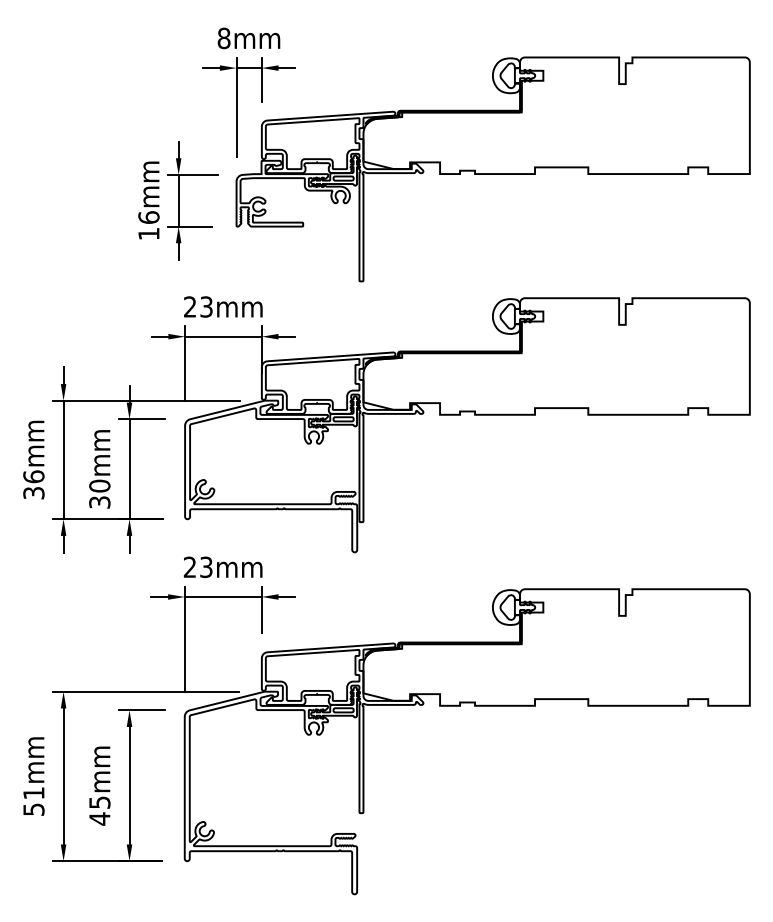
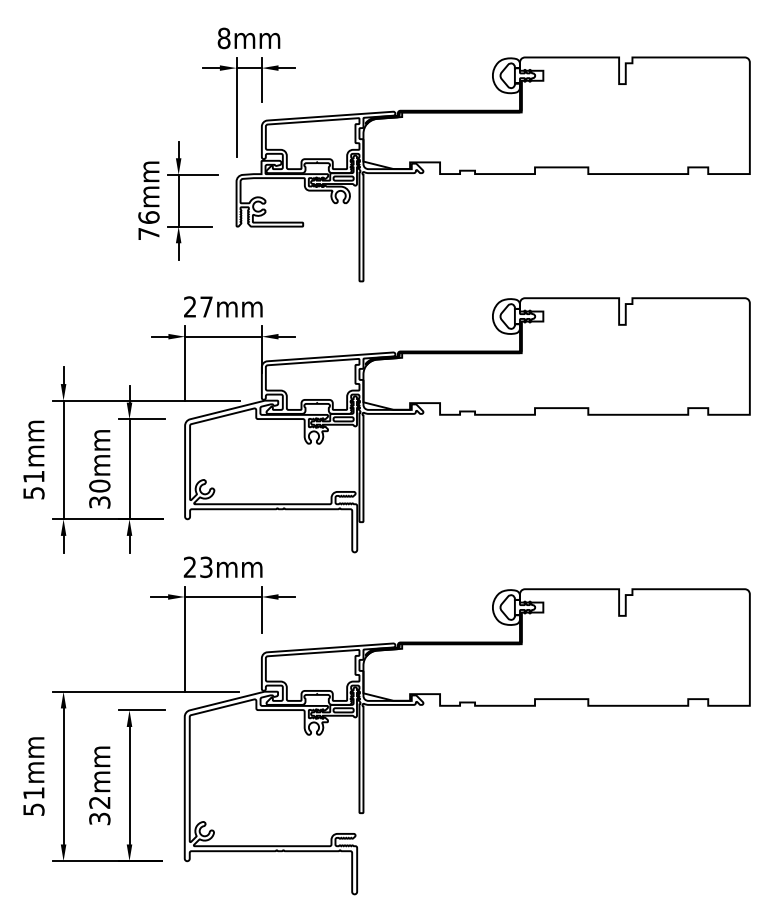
text: 16mm -> 76mm (148, 233)
text: 23mm -> 27mm (206, 306)
text: 36mm -> 51mm (33, 484)
text: 45mm -> 32mm (99, 810)
